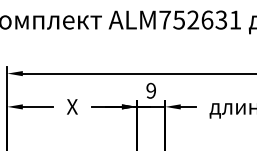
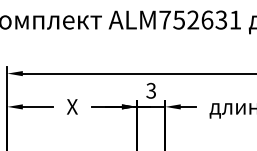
text: 9 -> 3 (150, 90)
